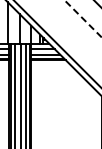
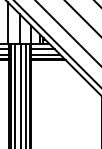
line: dashed -> solid (82, 18)
line: none -> present (67, 32)
